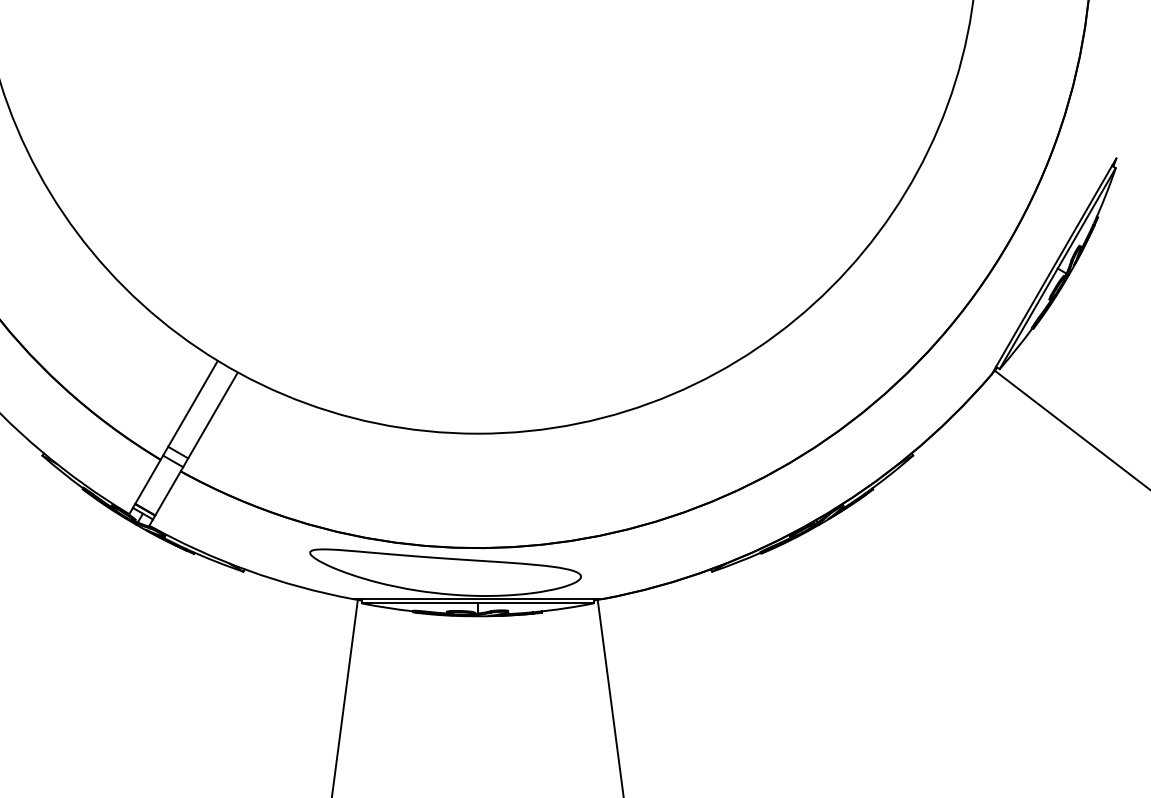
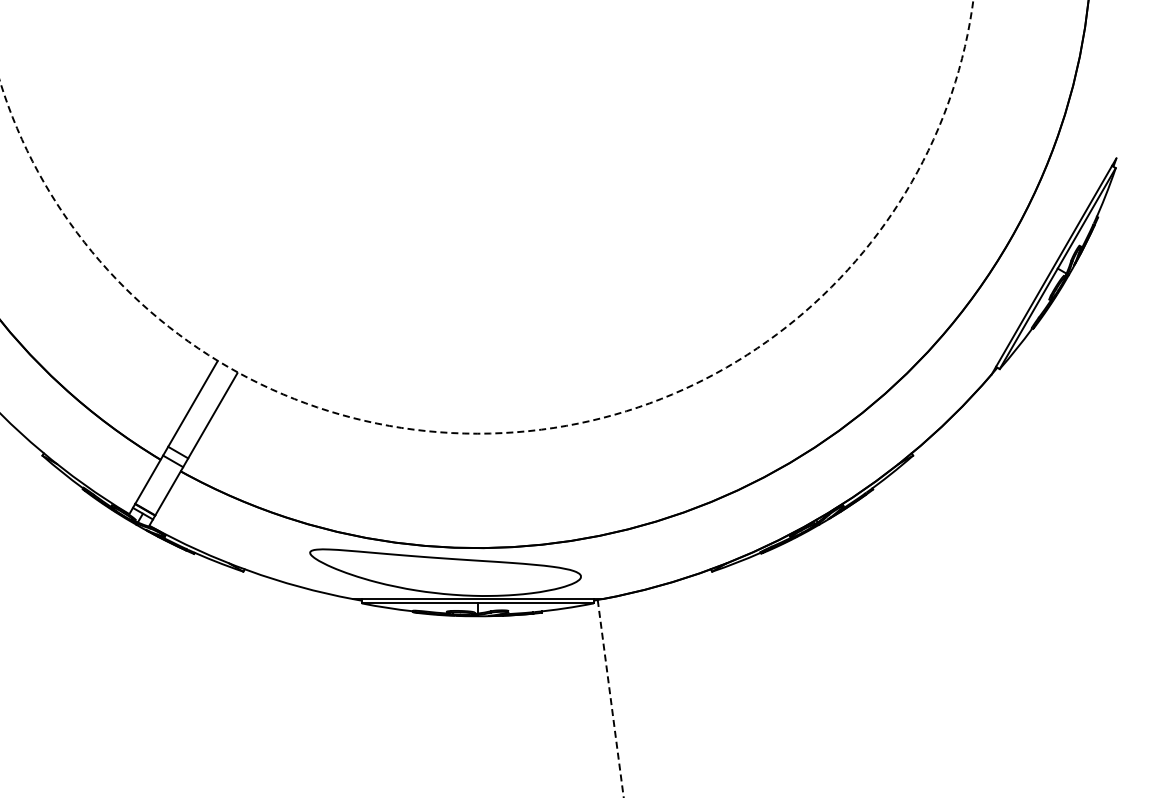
circle: solid -> dashed (486, 216)
line: present -> none (1070, 428)
line: present -> none (344, 697)
line: solid -> dashed (610, 698)
